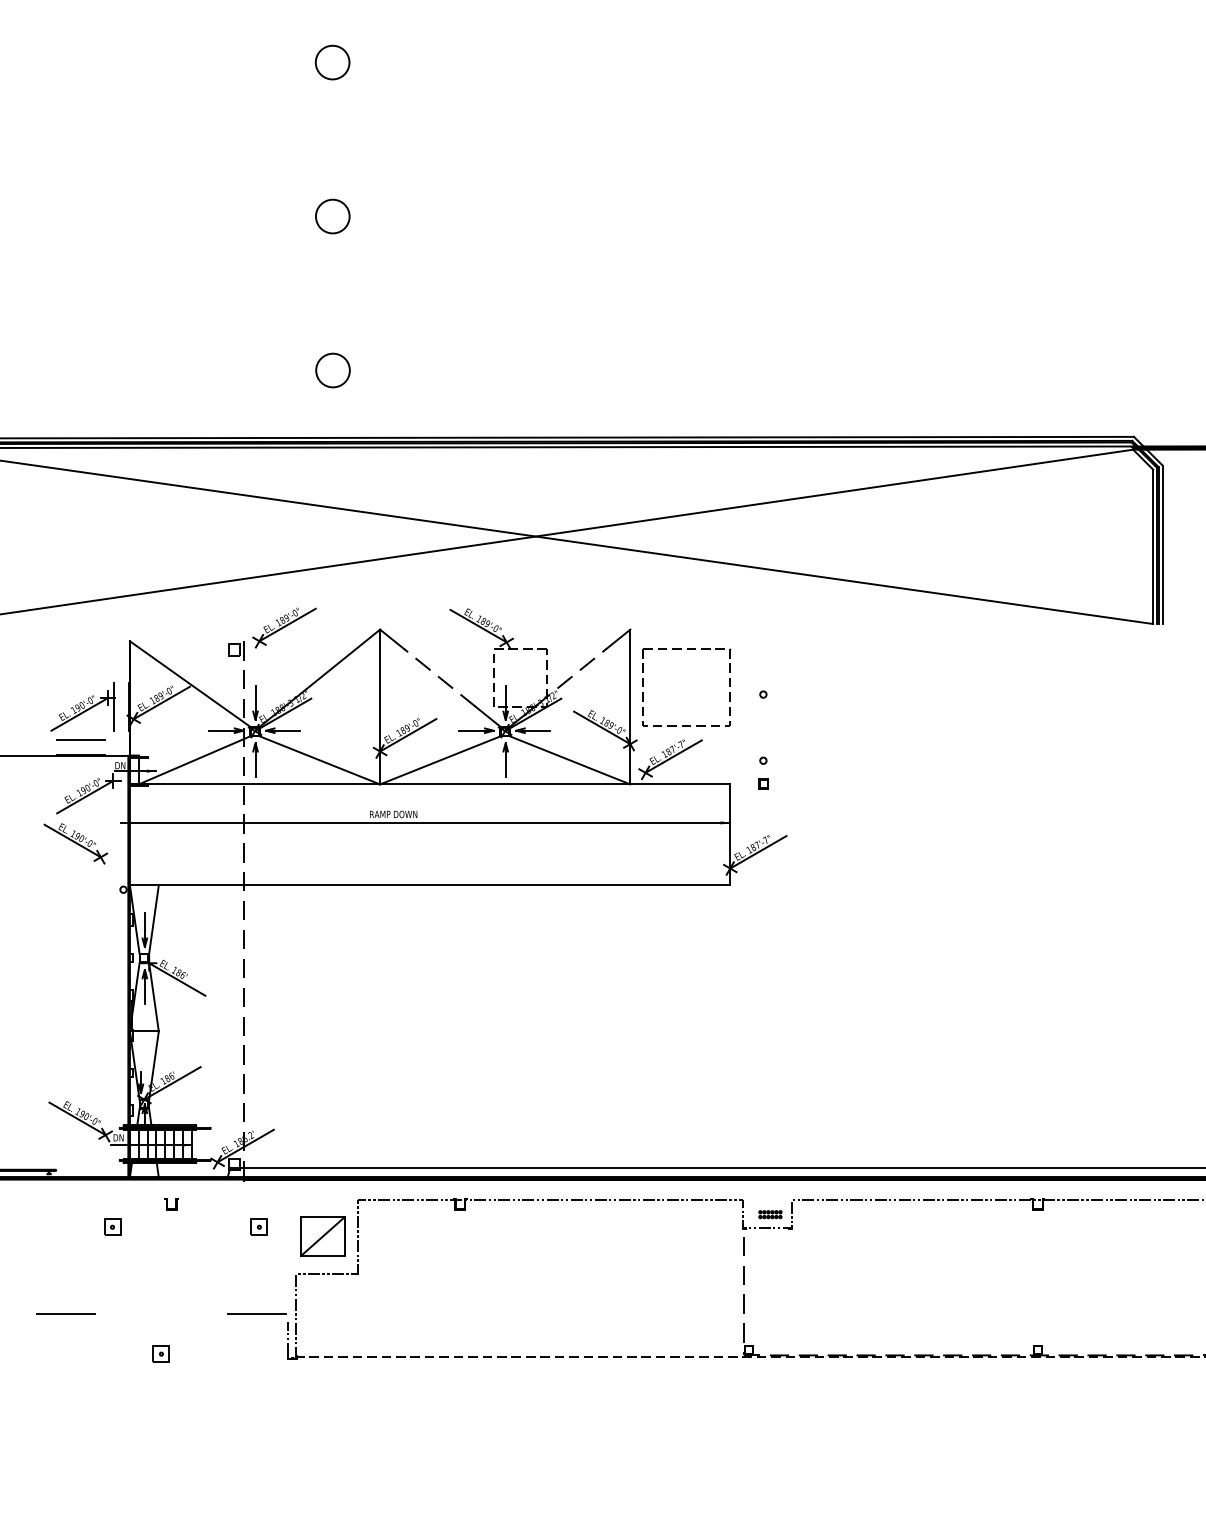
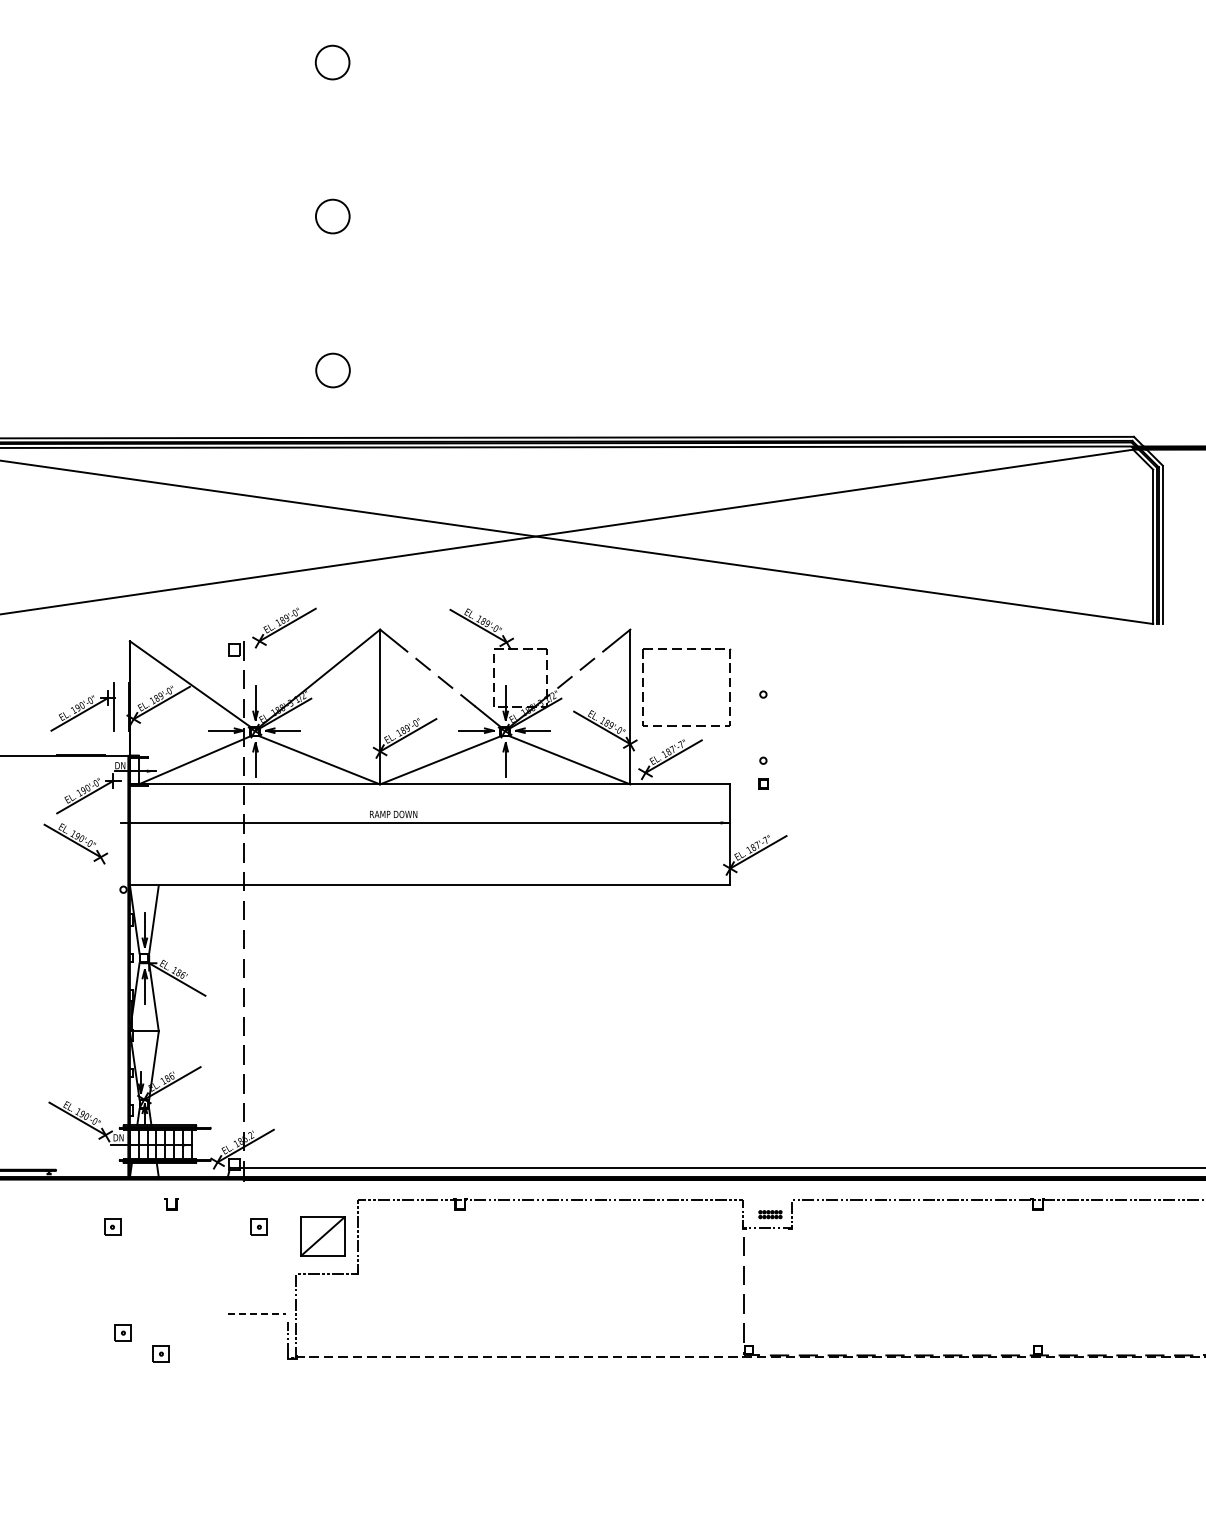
line: present -> none (80, 739)
line: present -> none (65, 1314)
line: solid -> dashed (257, 1314)
part: none -> present (122, 1332)
